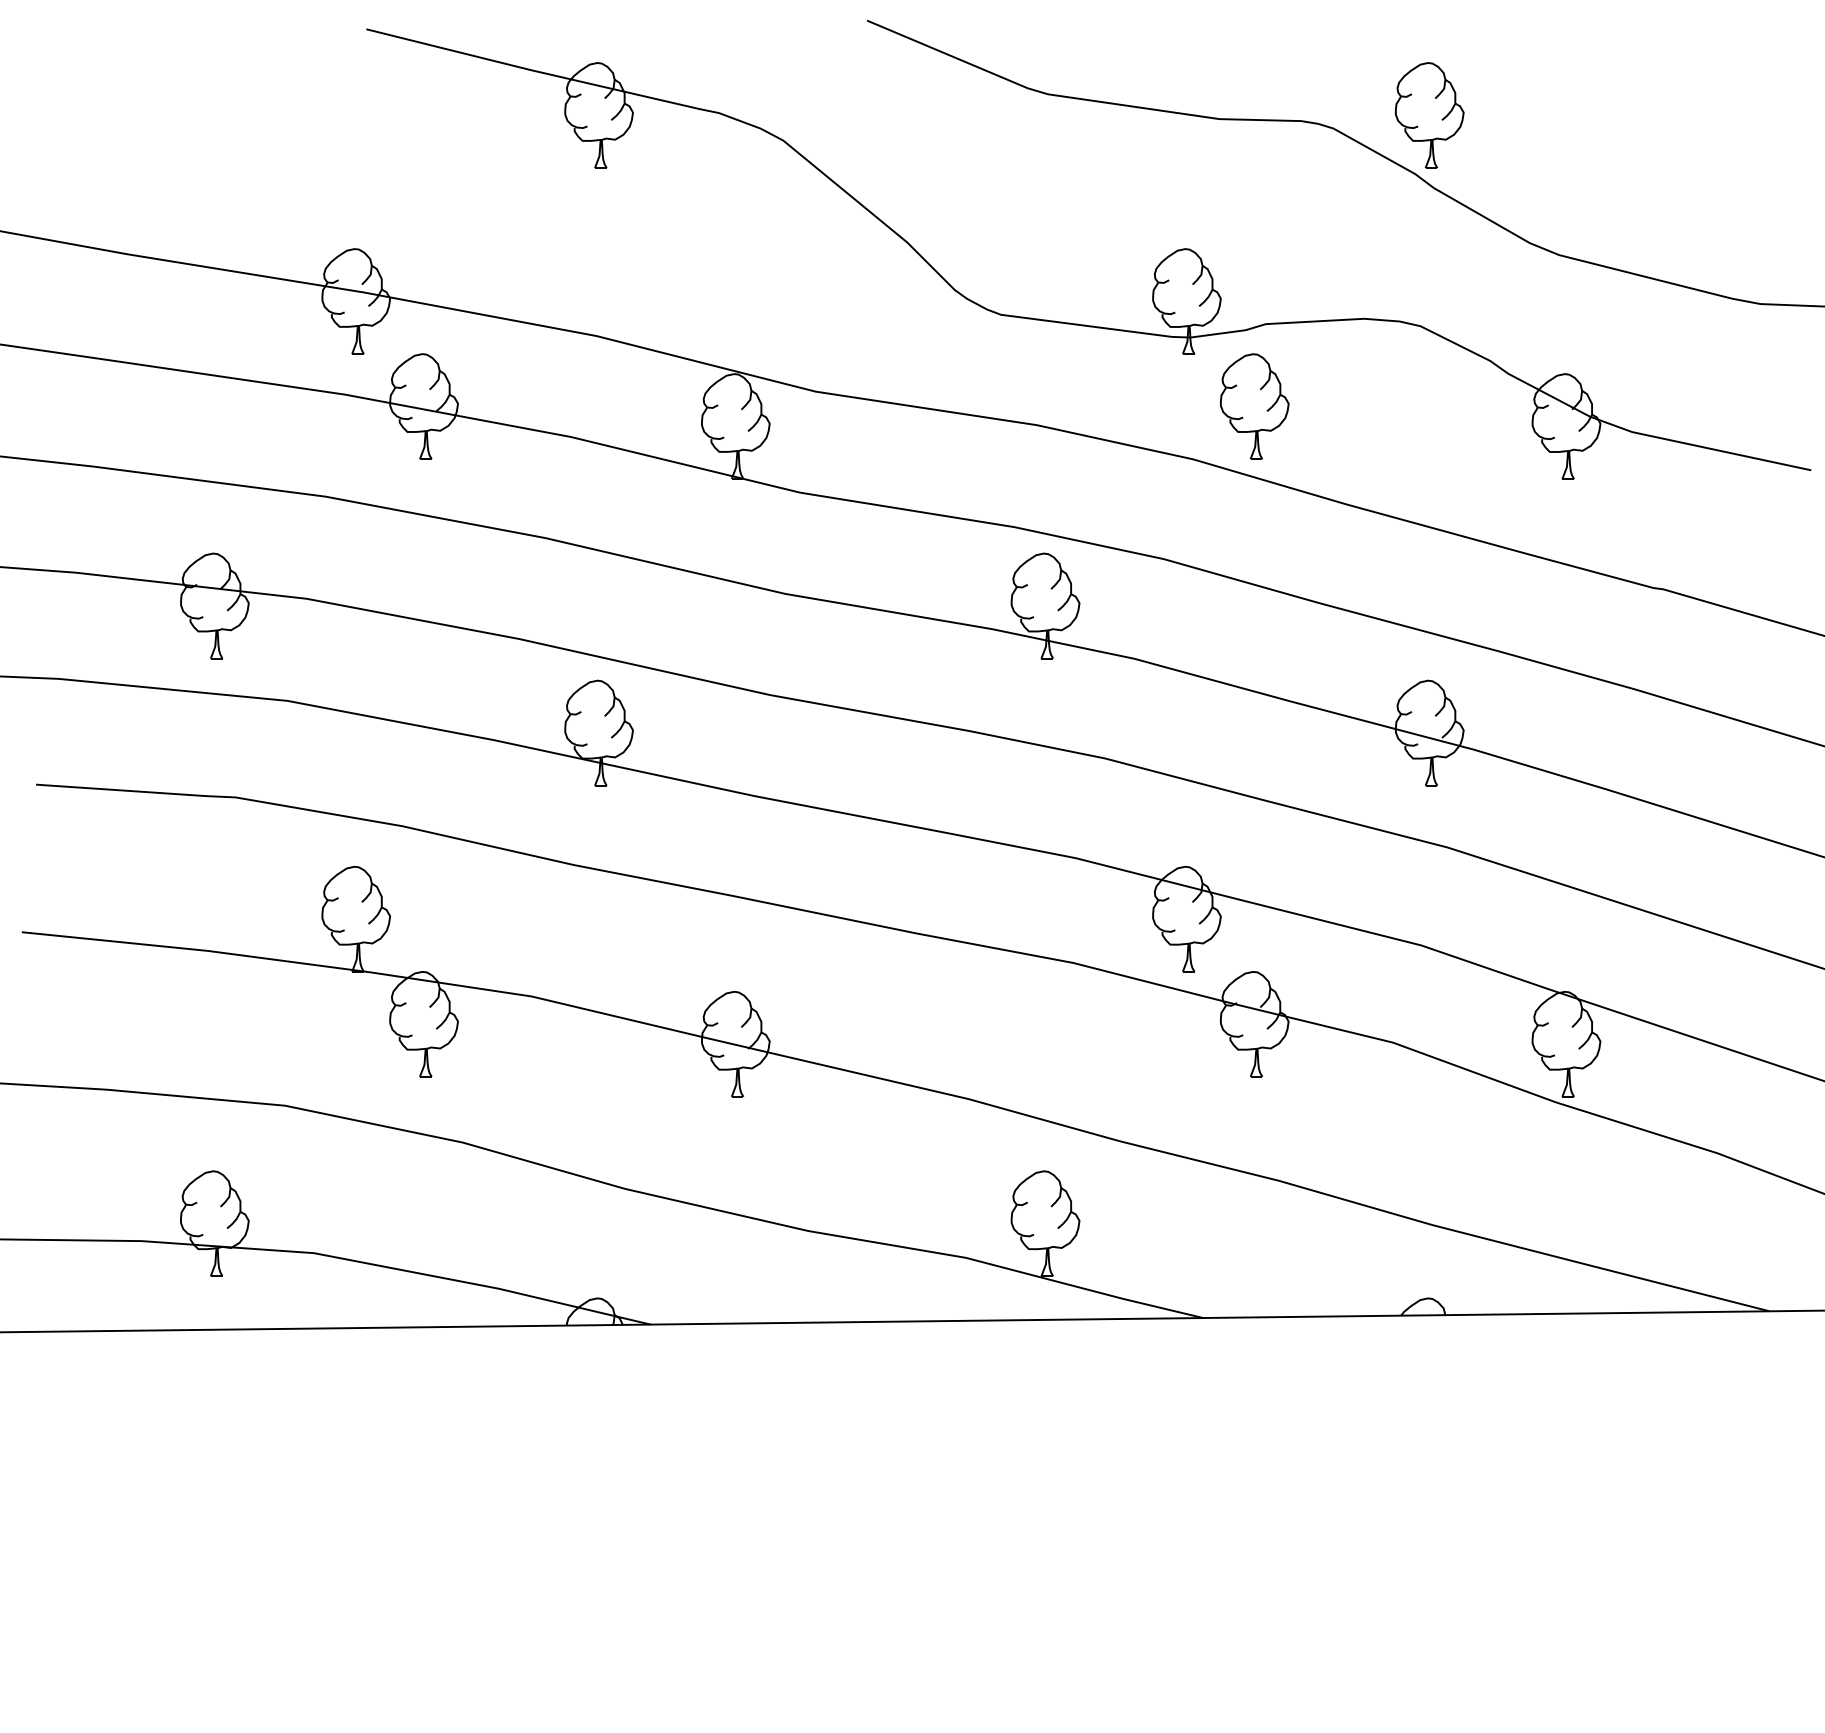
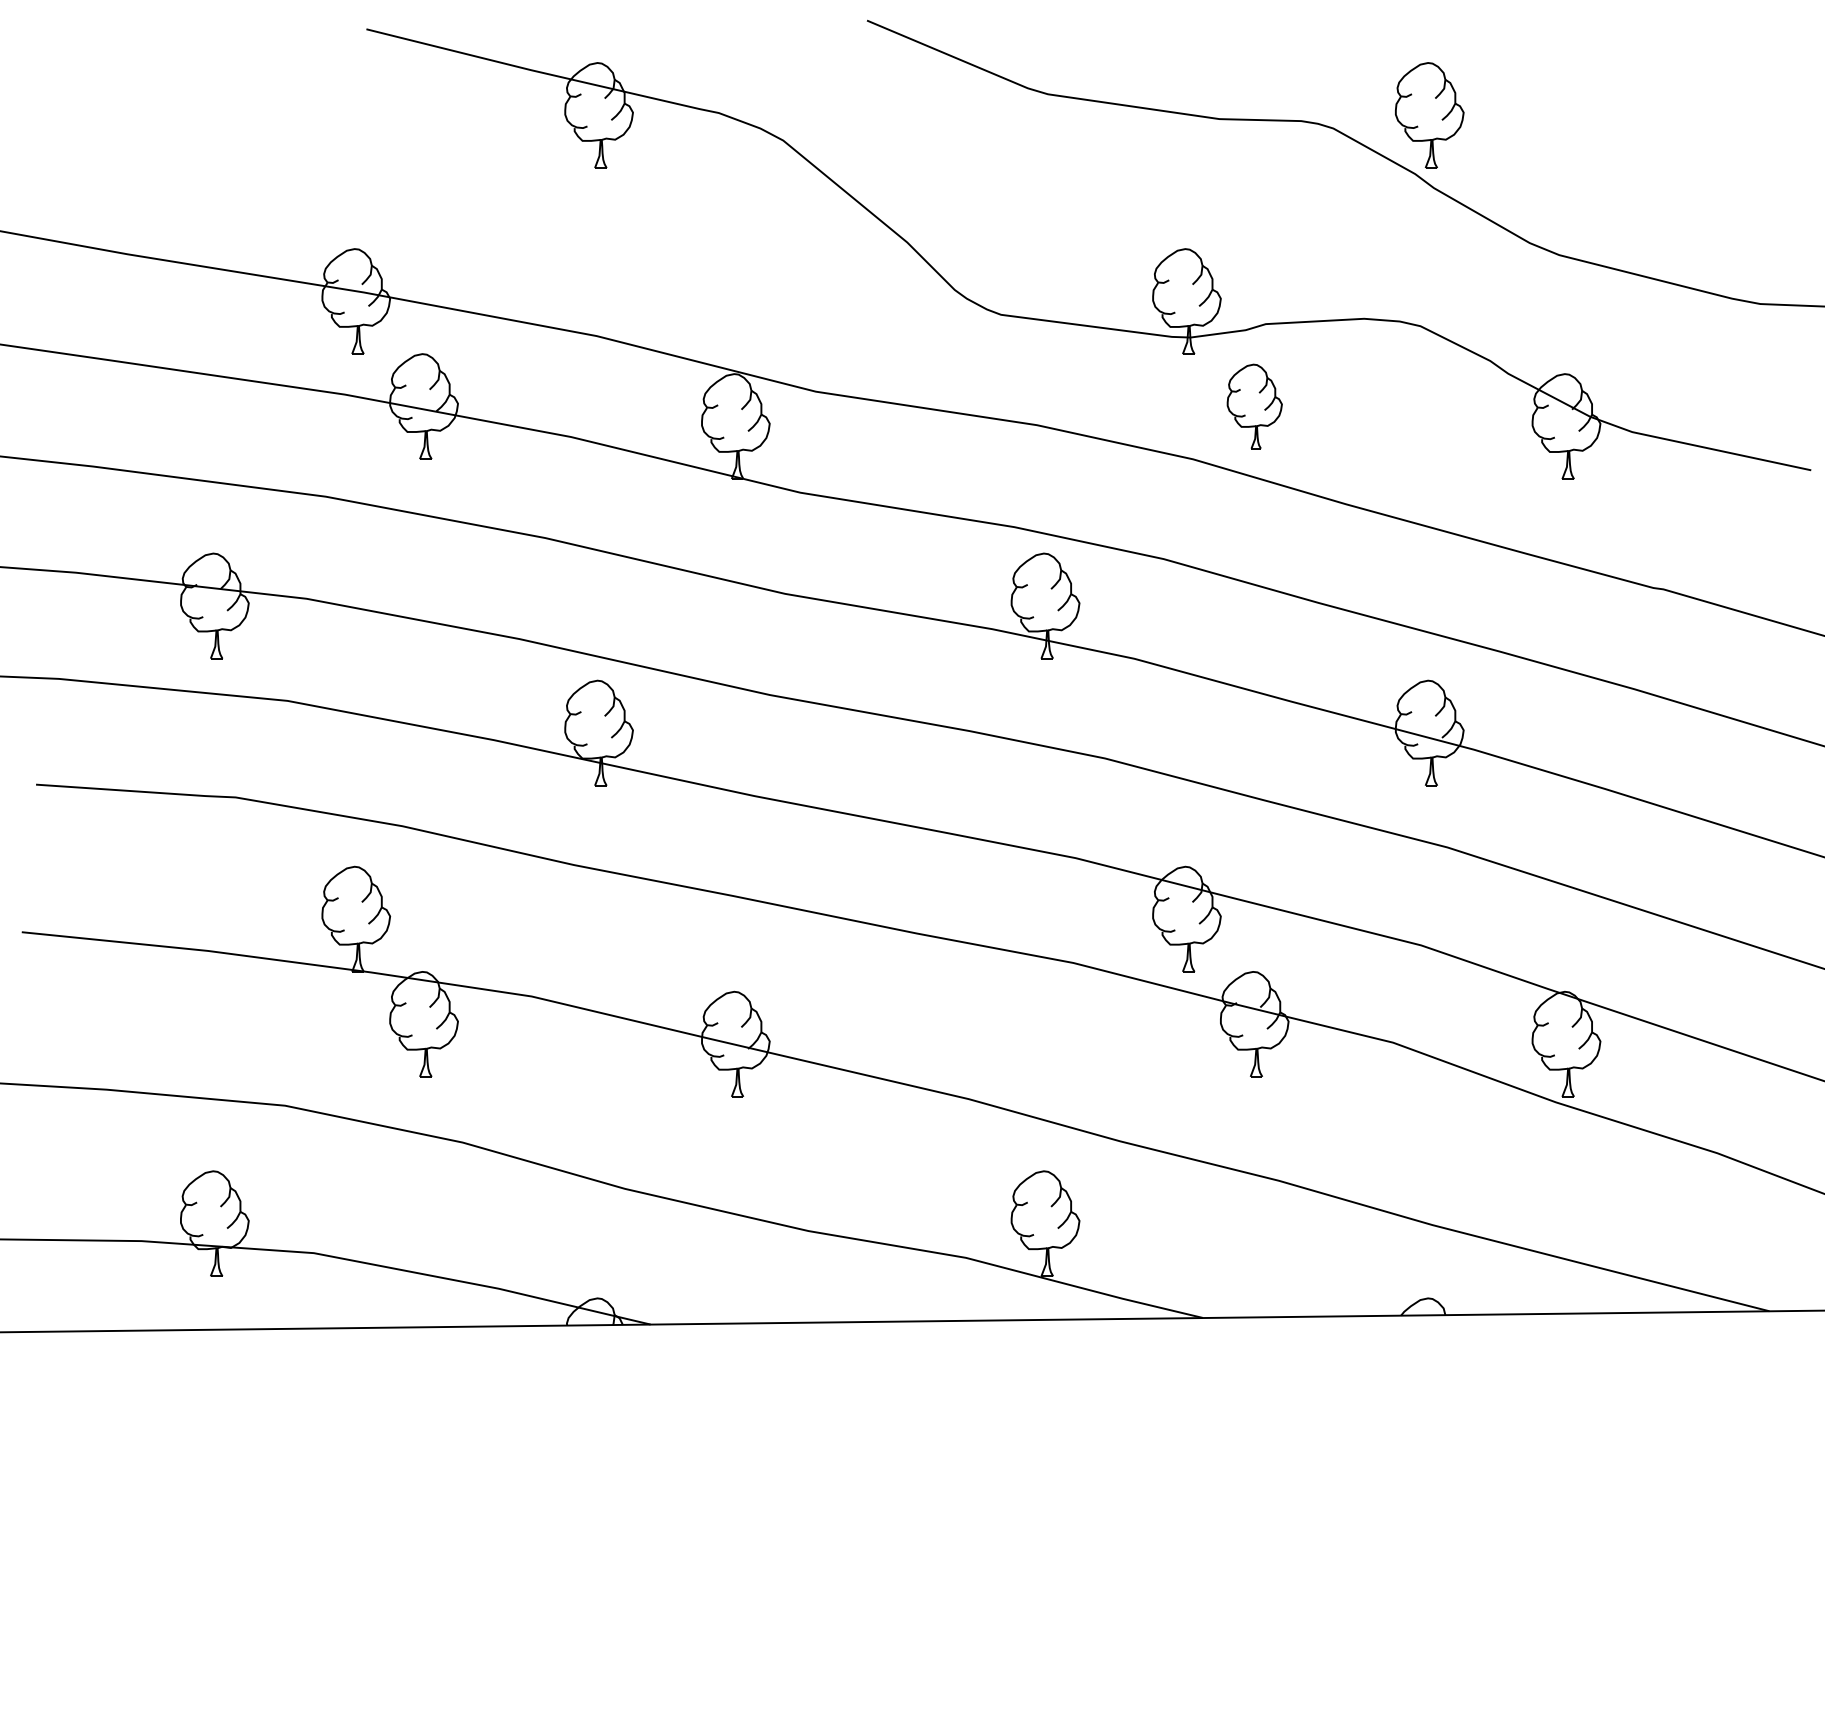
part size: 70x107 px -> 57x87 px (1254, 406)
